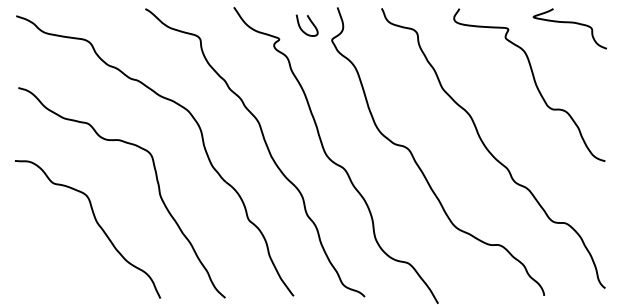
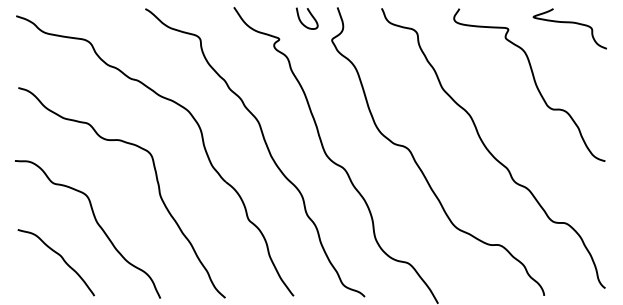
curve position: (310, 22) -> (310, 15) (310, 15)
curve: none -> present (60, 257)
